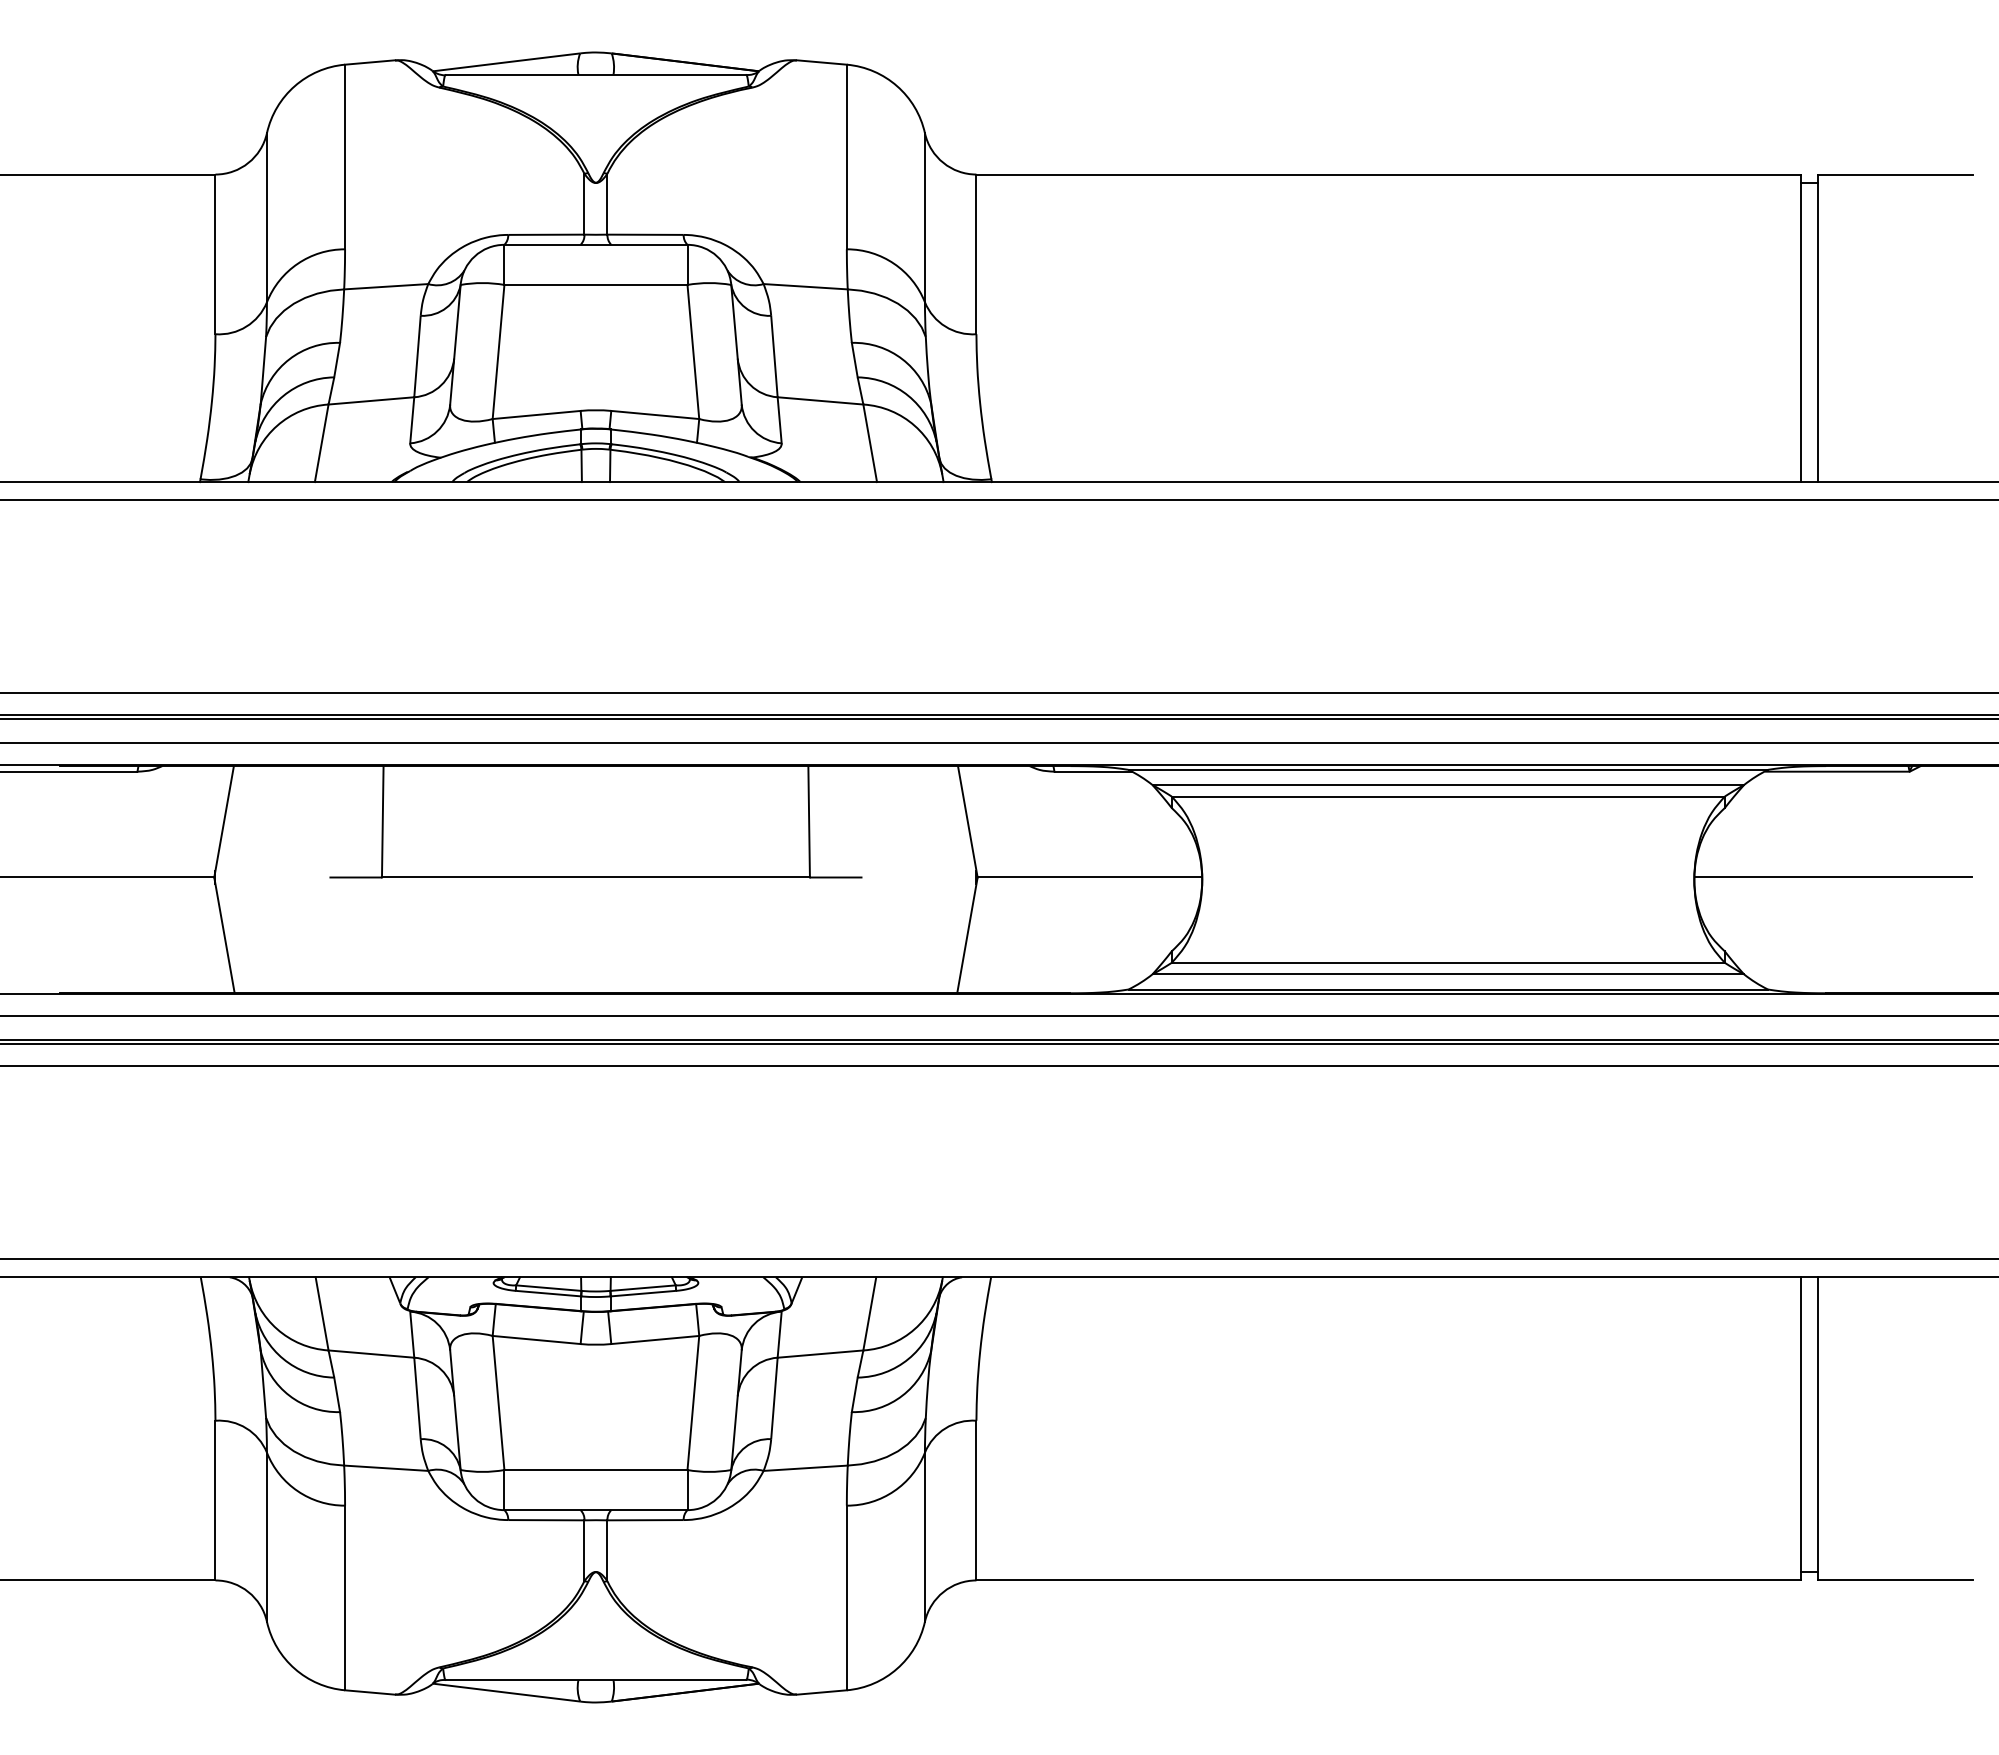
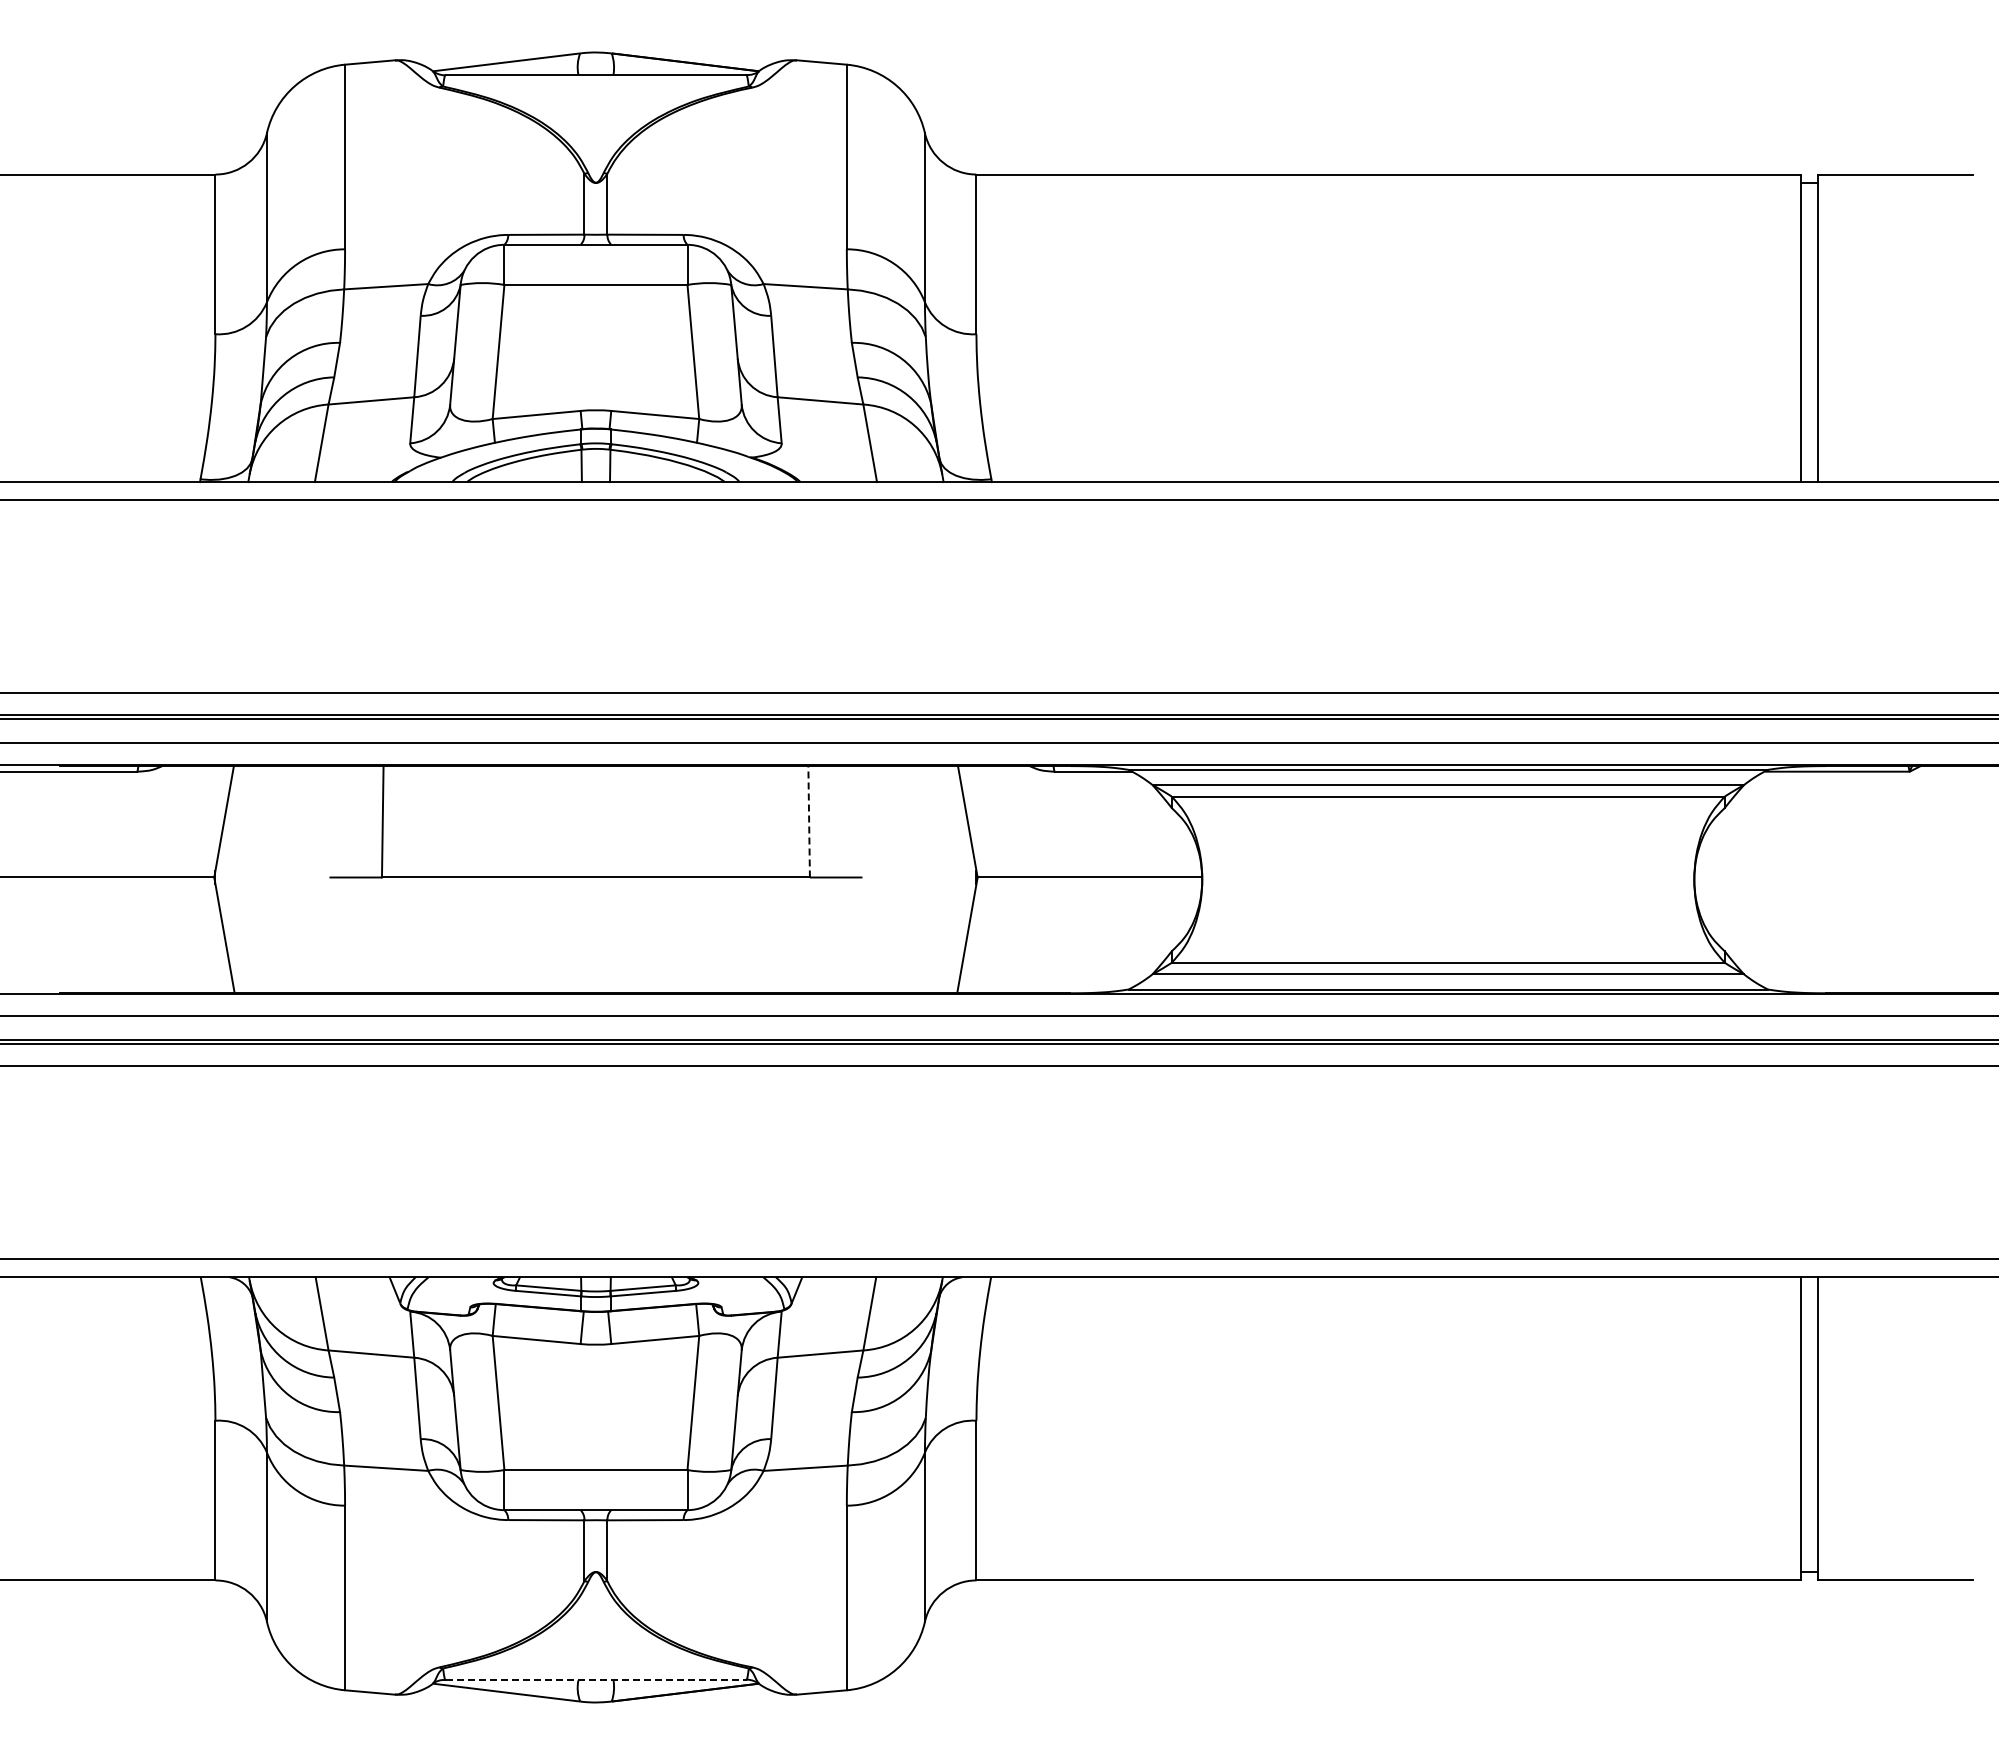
line: solid -> dashed (809, 821)
line: present -> none (1832, 877)
line: solid -> dashed (595, 1680)
